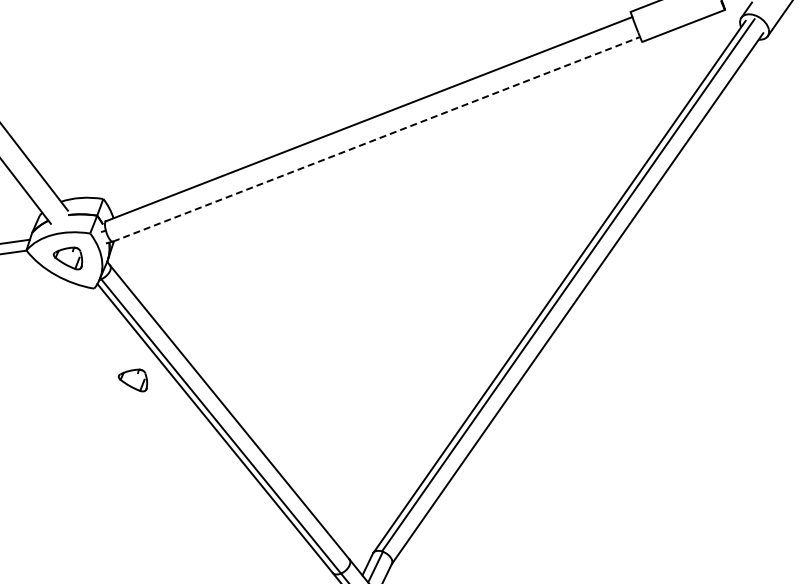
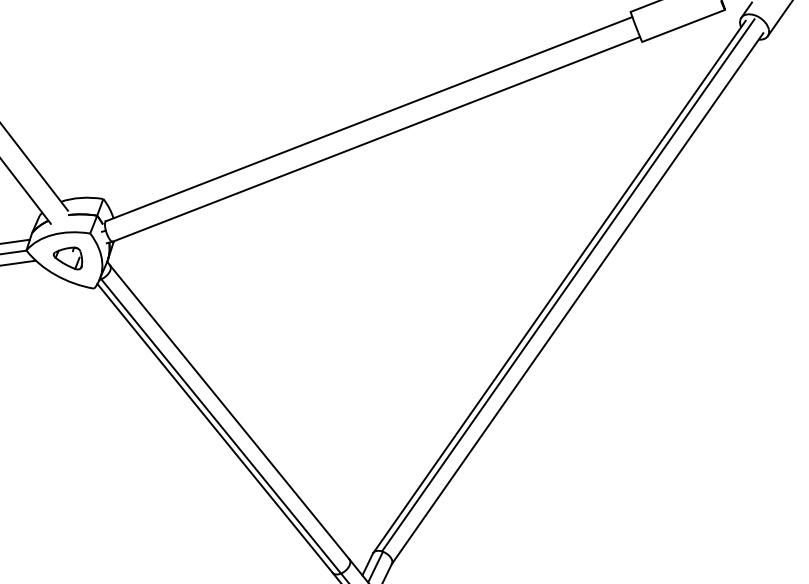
line: dashed -> solid (376, 139)
line: none -> present (18, 262)
part: present -> none (132, 380)
